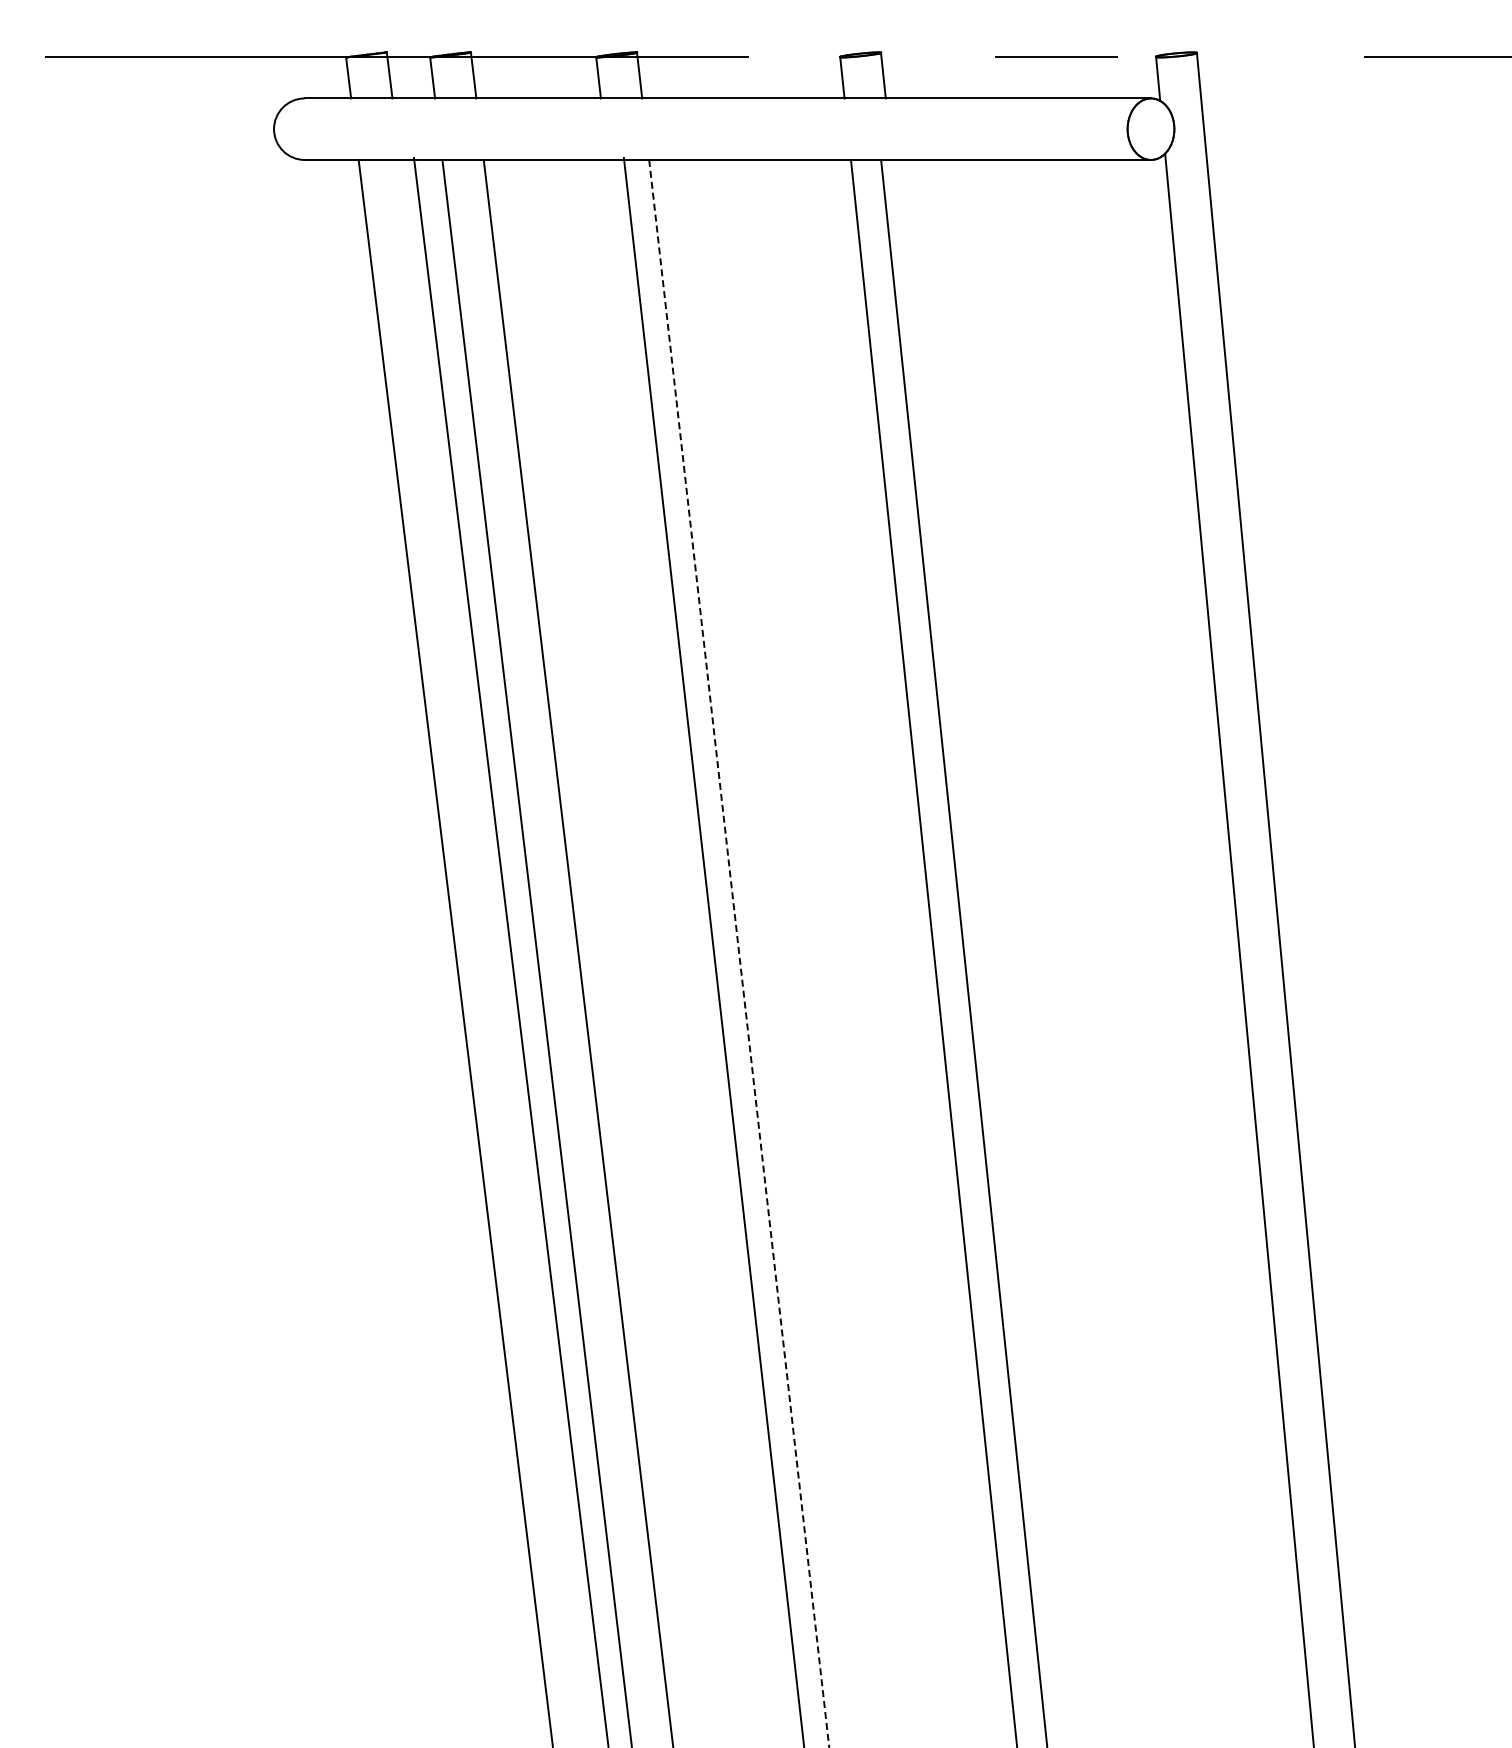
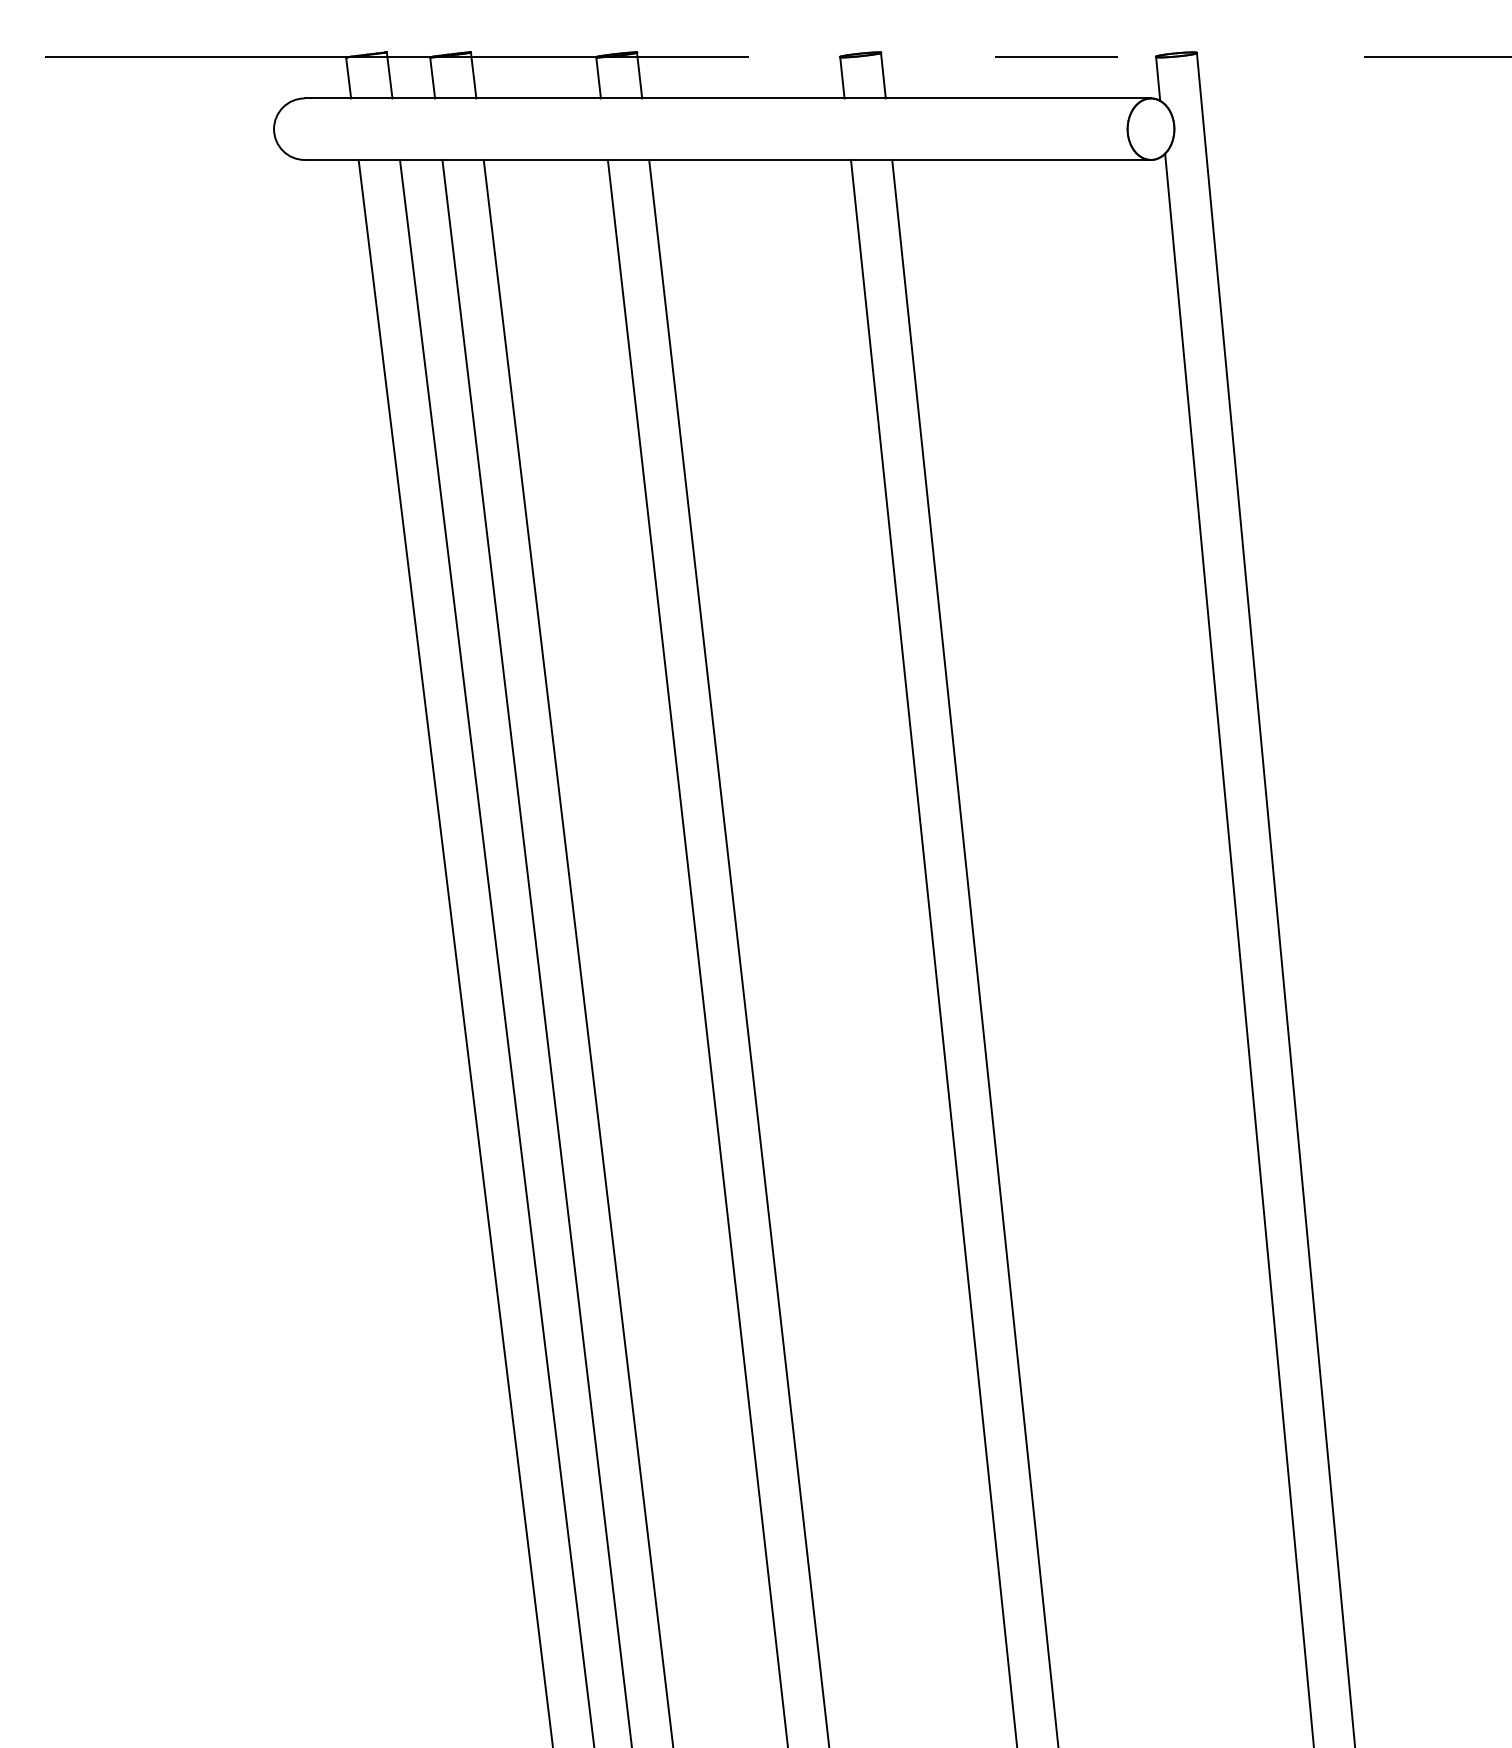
line position: (511, 950) -> (496, 951) (496, 951)
line position: (713, 950) -> (697, 951) (697, 951)
line position: (964, 952) -> (975, 951) (975, 951)
line: dashed -> solid (739, 953)
